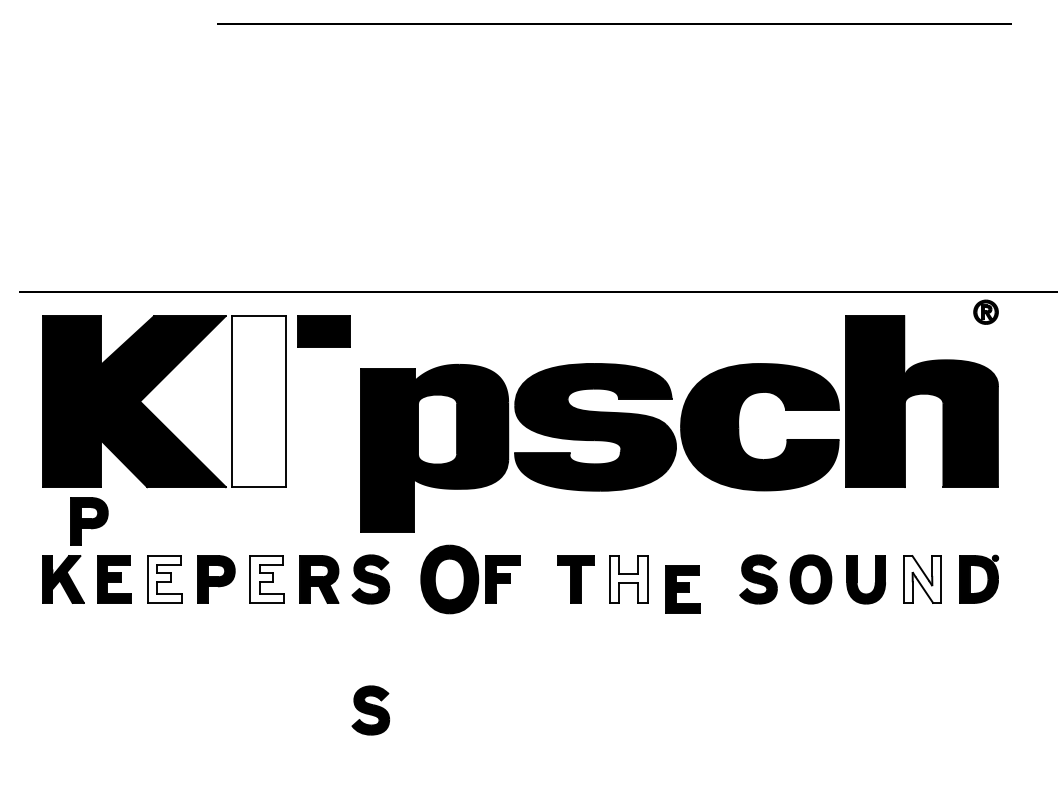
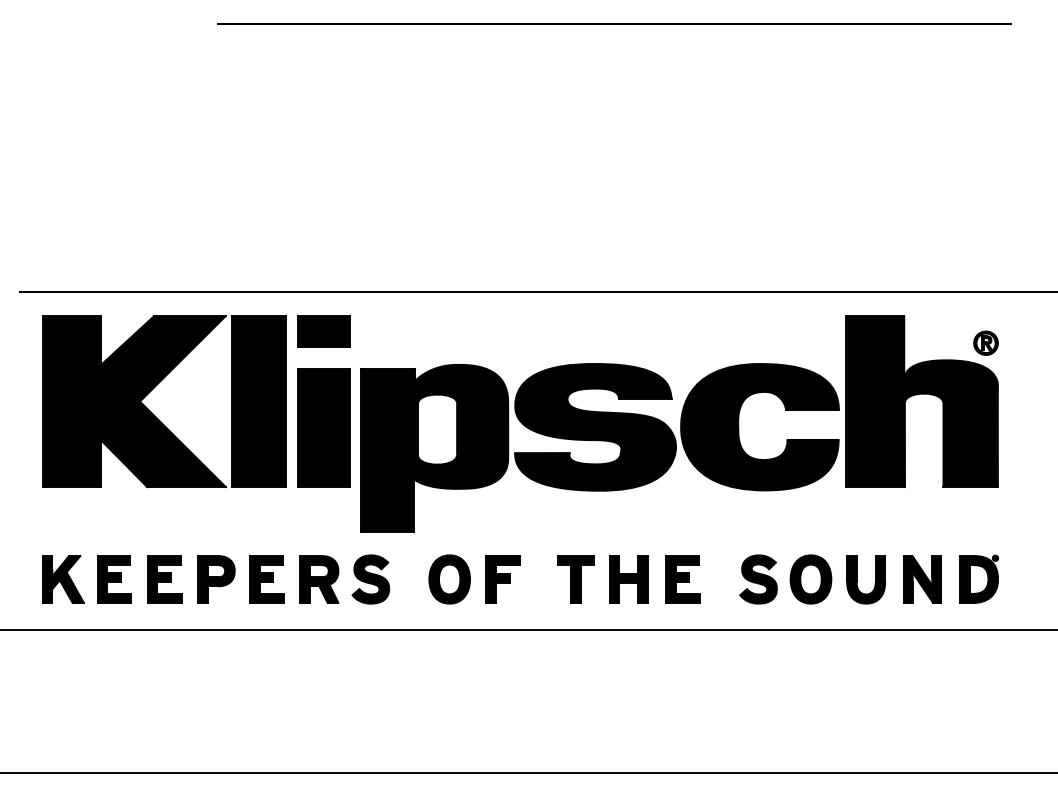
part position: (985, 311) -> (985, 342) (985, 342)
fill: none -> present (258, 401)
part: none -> present (323, 427)
part: present -> none (89, 521)
fill: none -> present (164, 579)
fill: none -> present (266, 579)
part size: 60x71 px -> 43x51 px (449, 579)
fill: none -> present (628, 579)
fill: none -> present (922, 579)
part position: (682, 589) -> (682, 579) (682, 579)
line: none -> present (528, 630)
part: present -> none (370, 710)
line: none -> present (528, 773)
